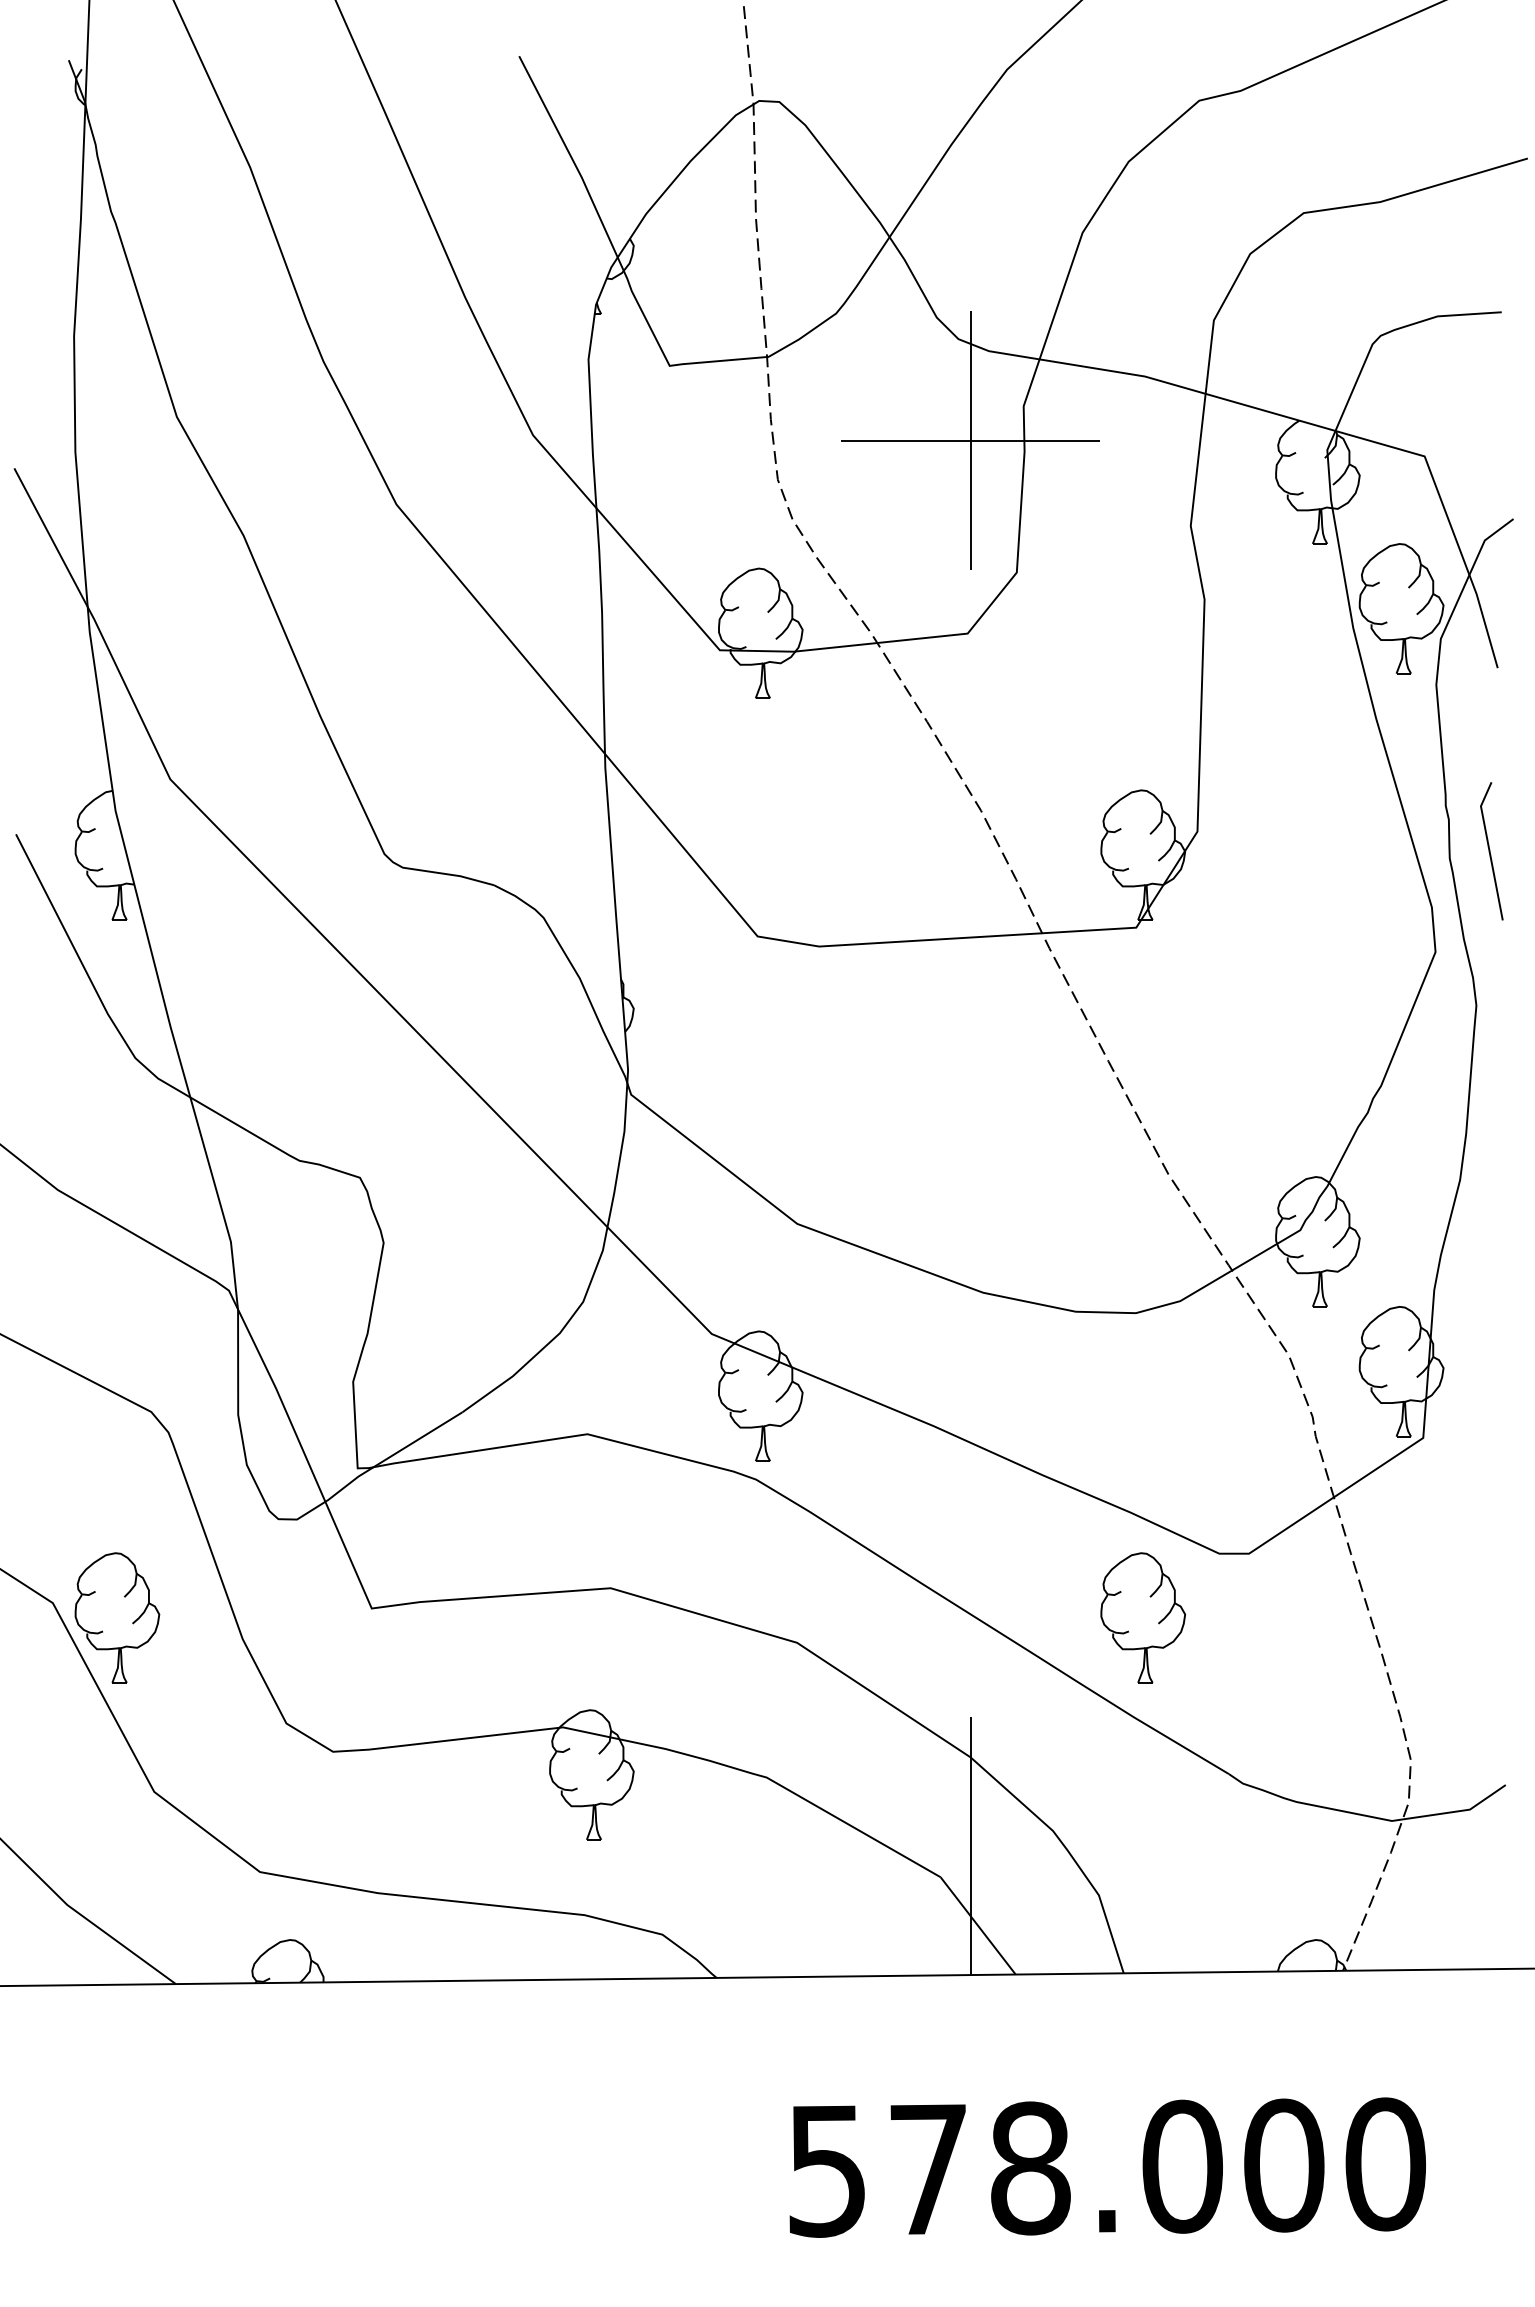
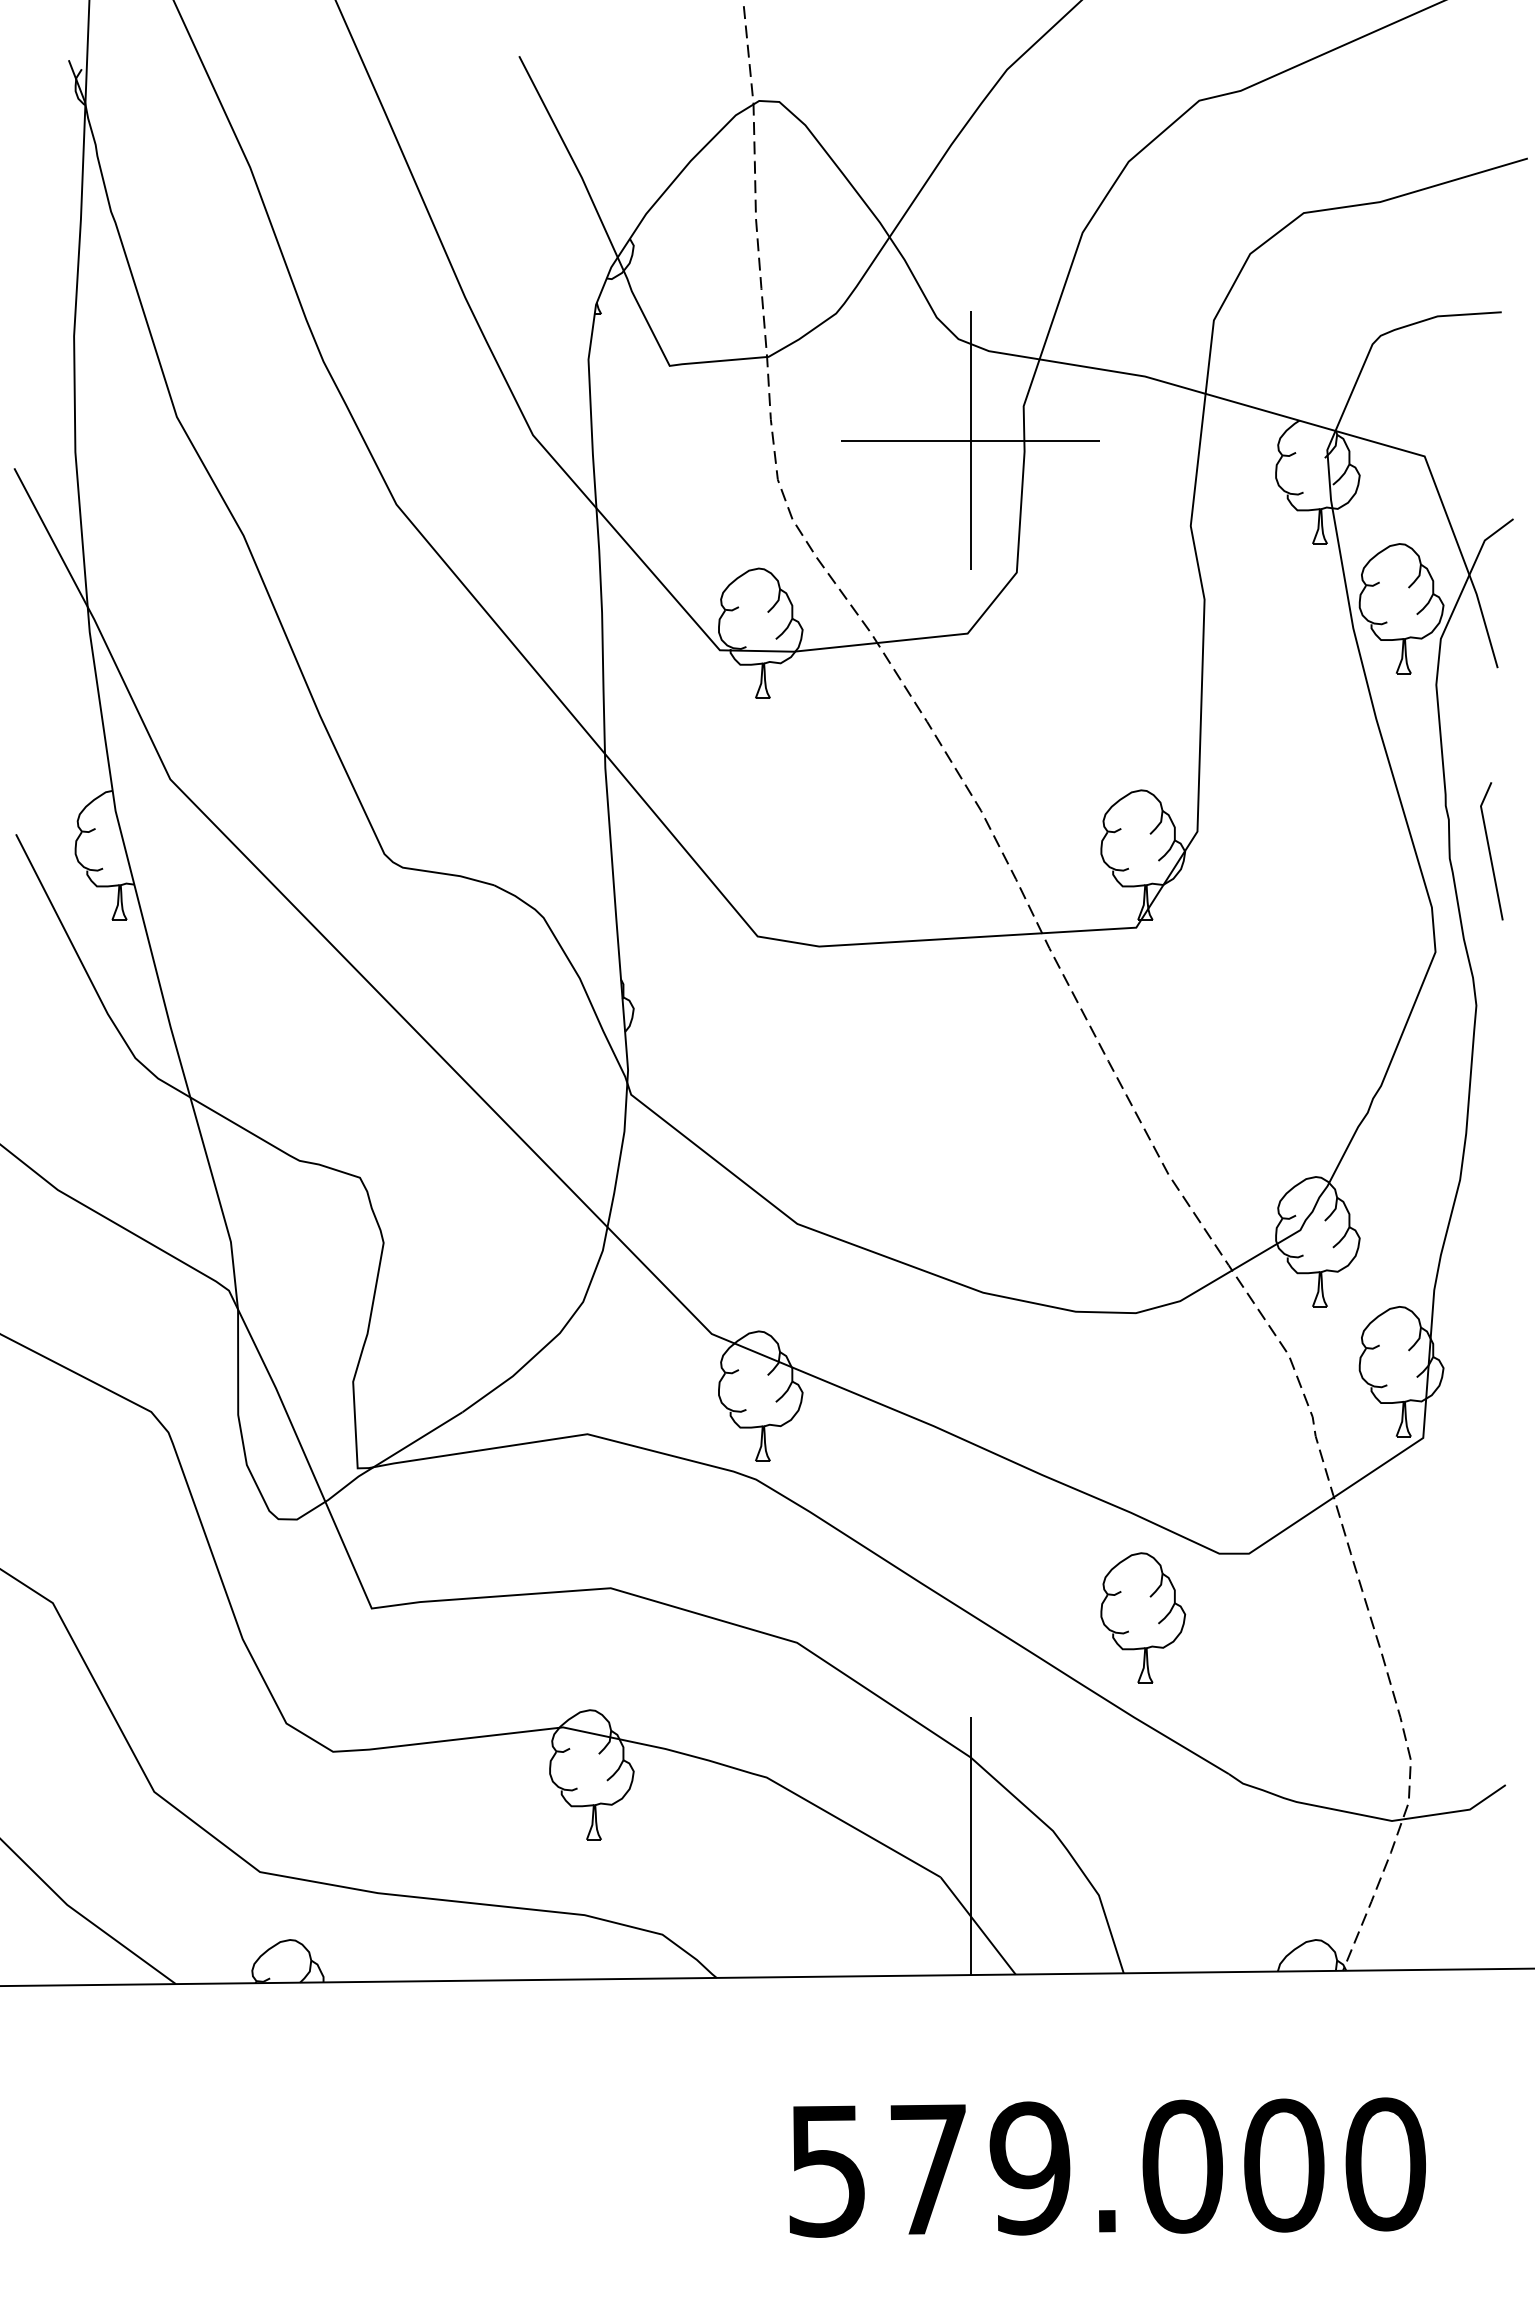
part: present -> none (117, 1617)
text: 578.000 -> 579.000 (1029, 2168)
